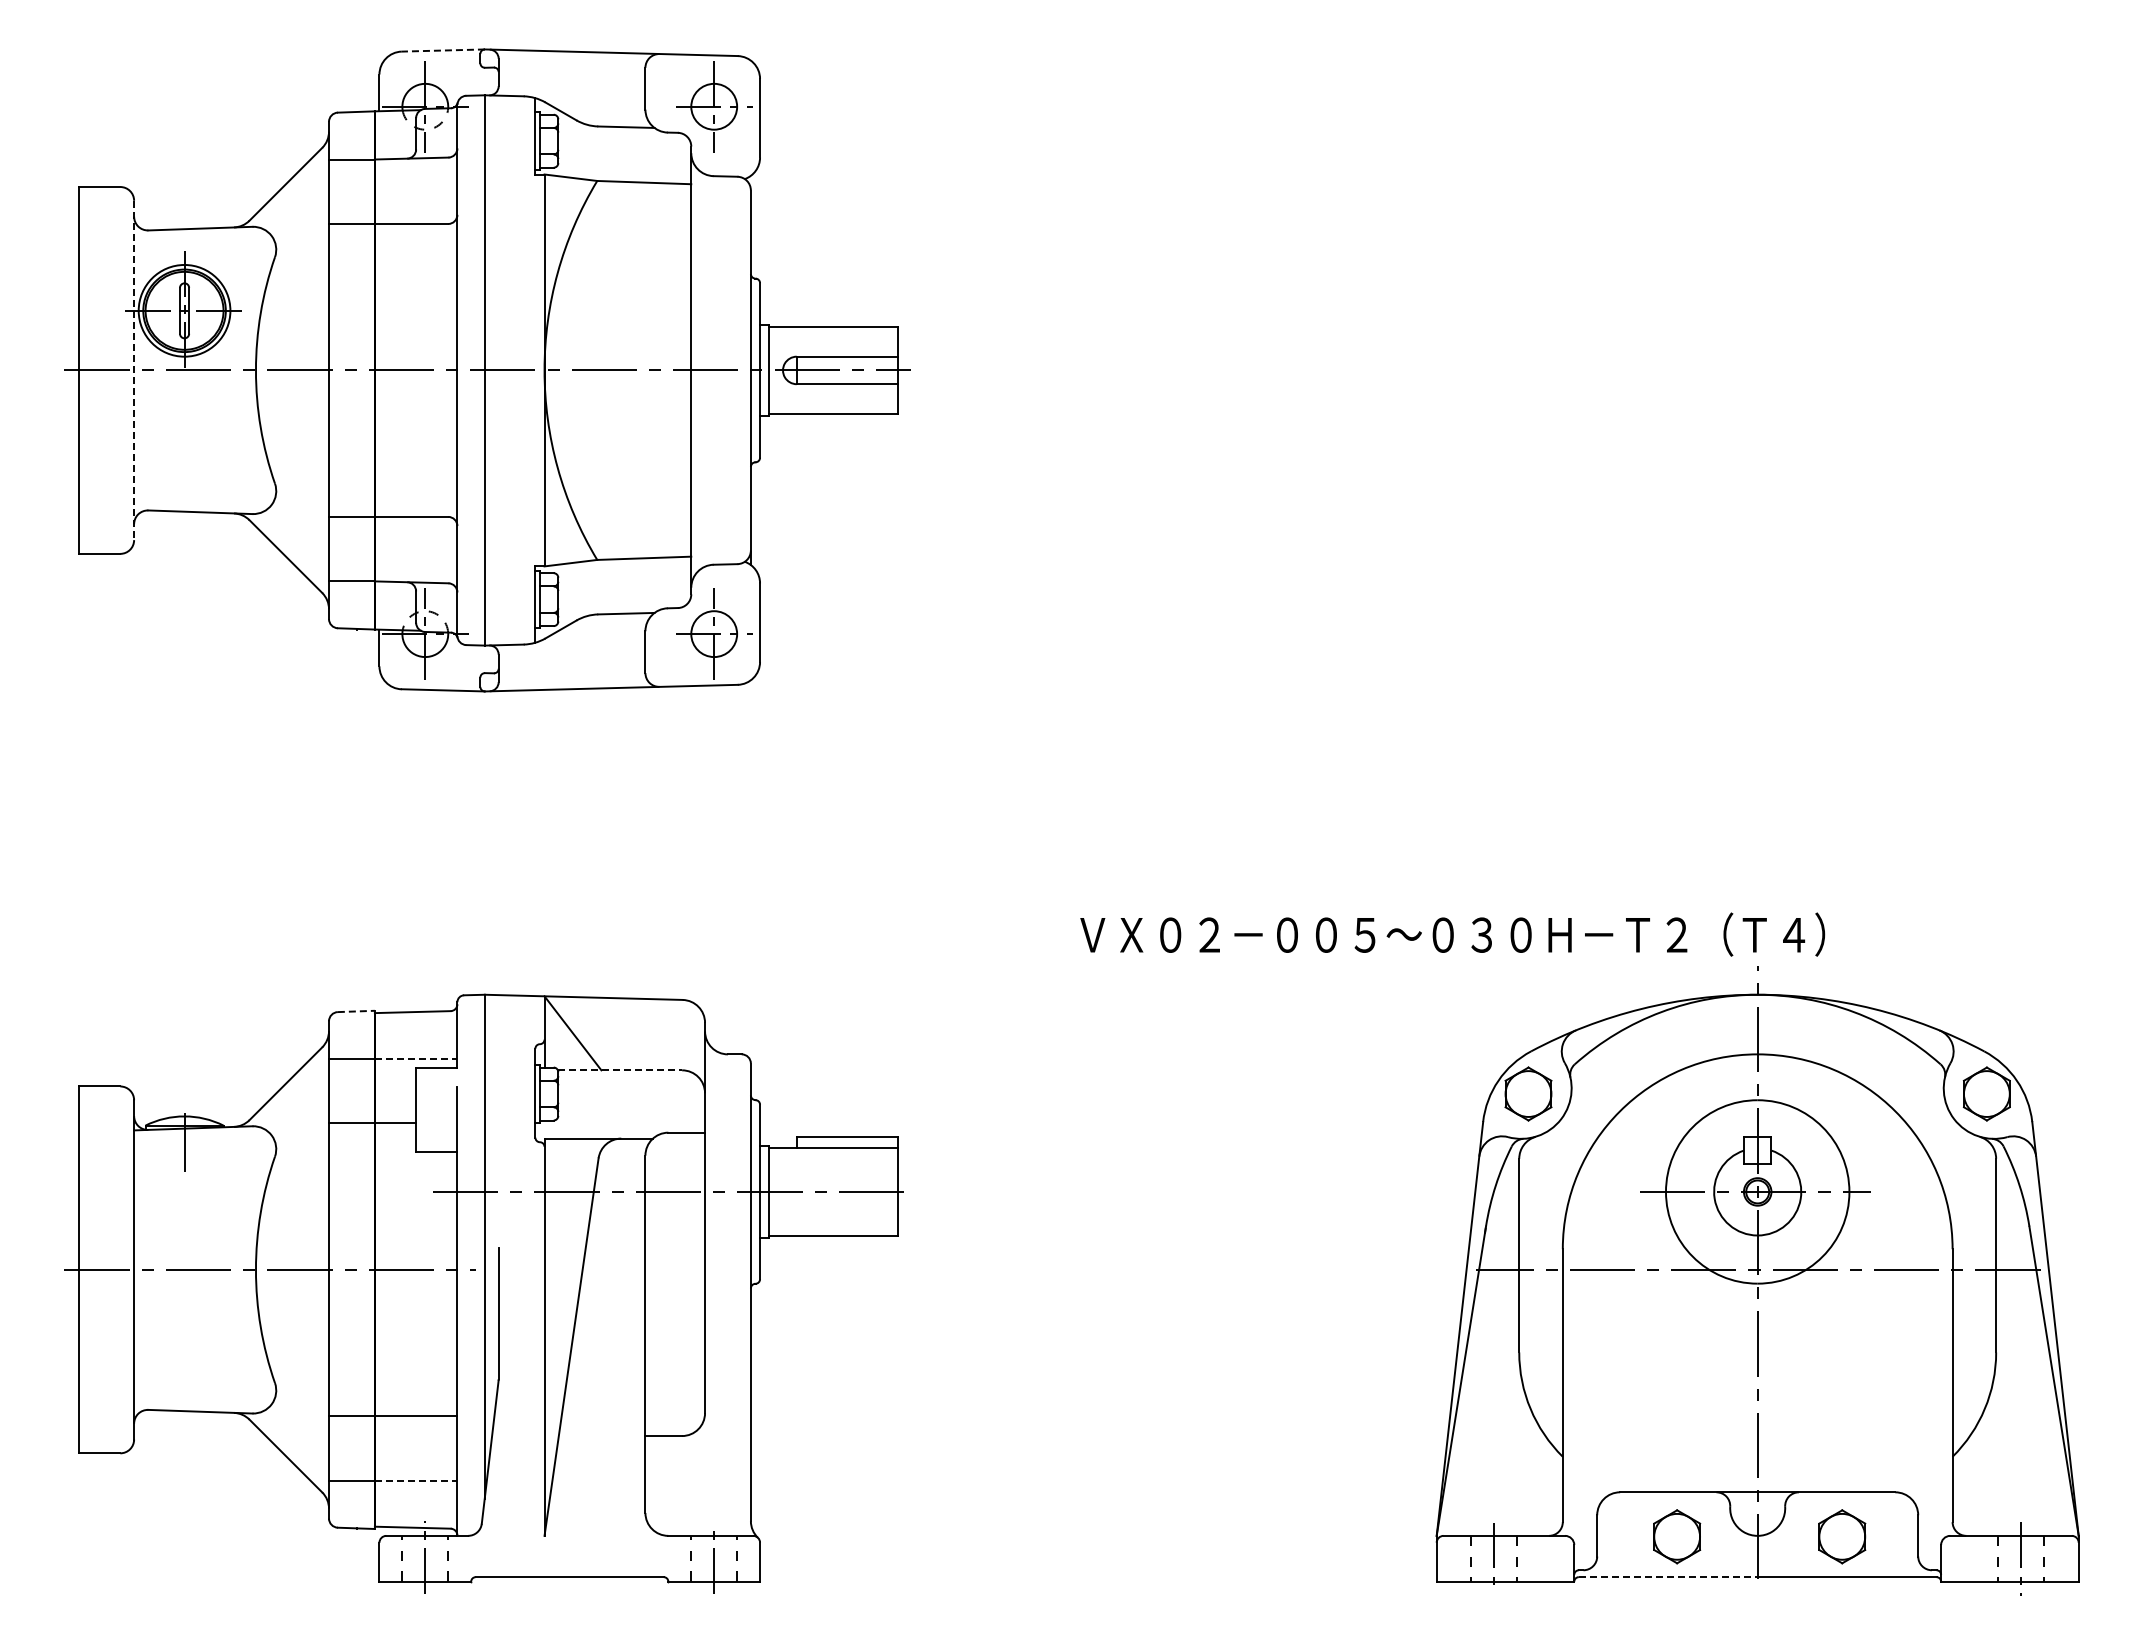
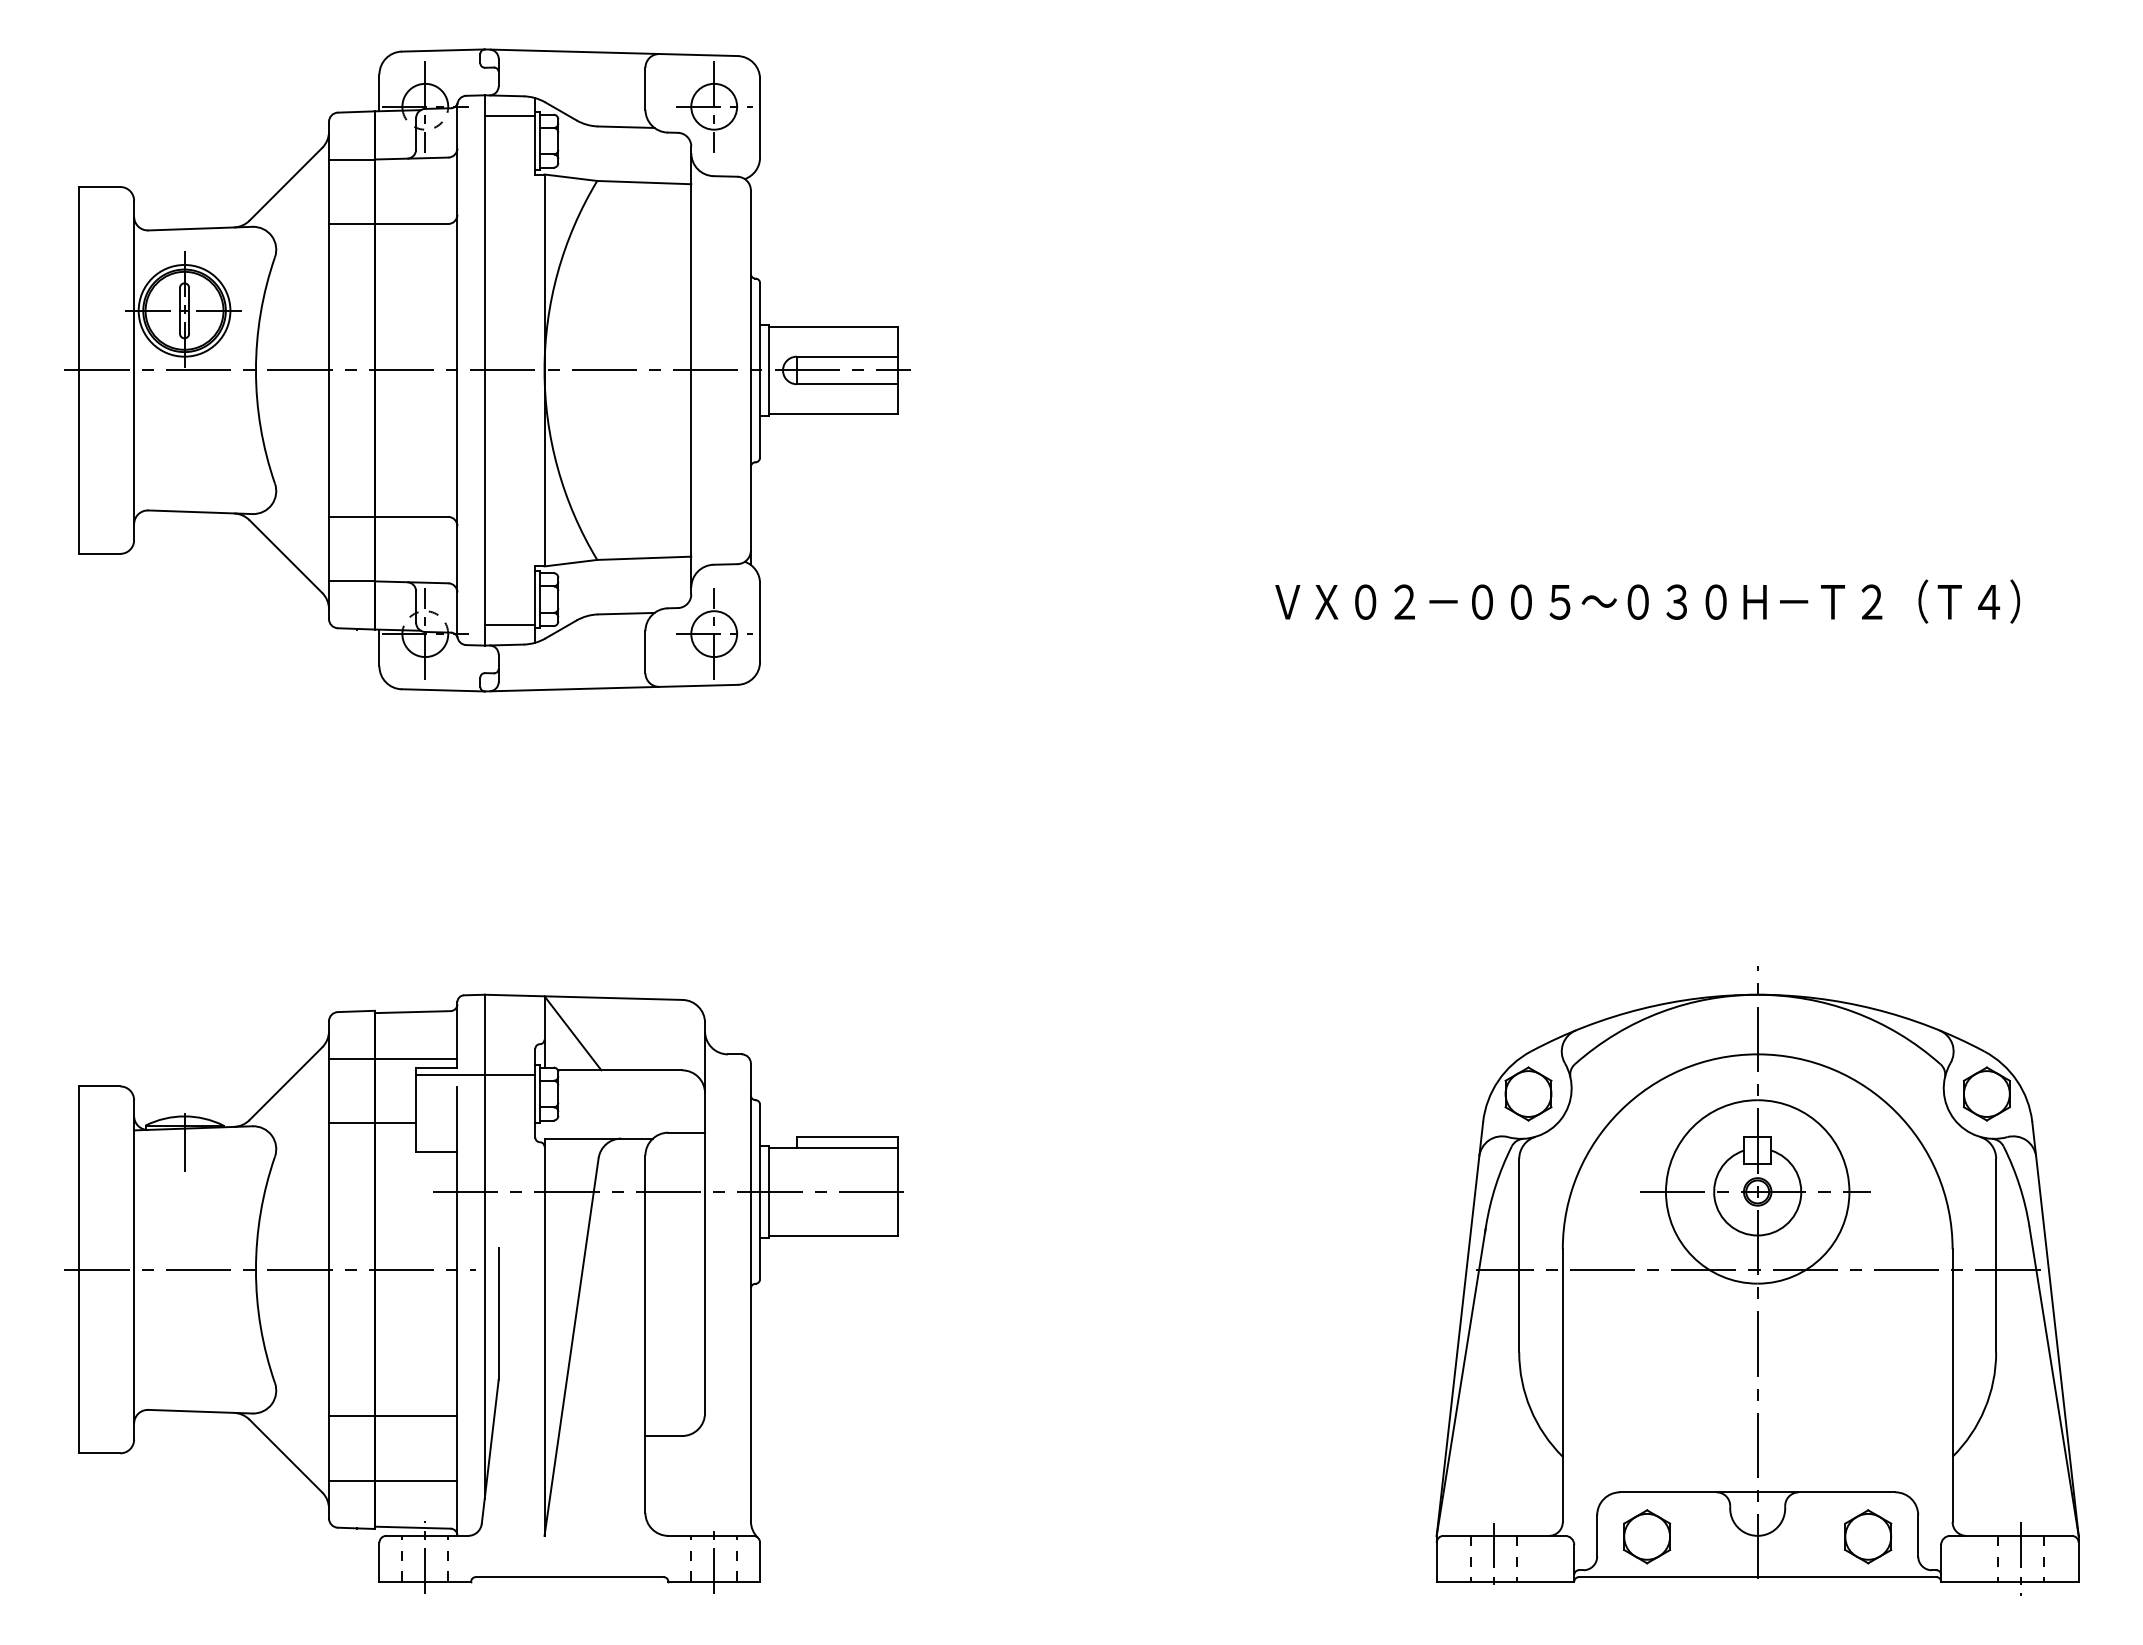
line: dashed -> solid (443, 50)
line: none -> present (509, 115)
line: dashed -> solid (134, 370)
line: none -> present (509, 625)
text position: (1452, 934) -> (1647, 601) (1647, 601)
line: dashed -> solid (356, 1011)
line: dashed -> solid (416, 1058)
line: dashed -> solid (620, 1070)
line: none -> present (475, 1074)
line: dashed -> solid (416, 1480)
part position: (1677, 1536) -> (1647, 1536) (1647, 1536)
part position: (1842, 1536) -> (1868, 1536) (1868, 1536)
line: dashed -> solid (1668, 1577)
